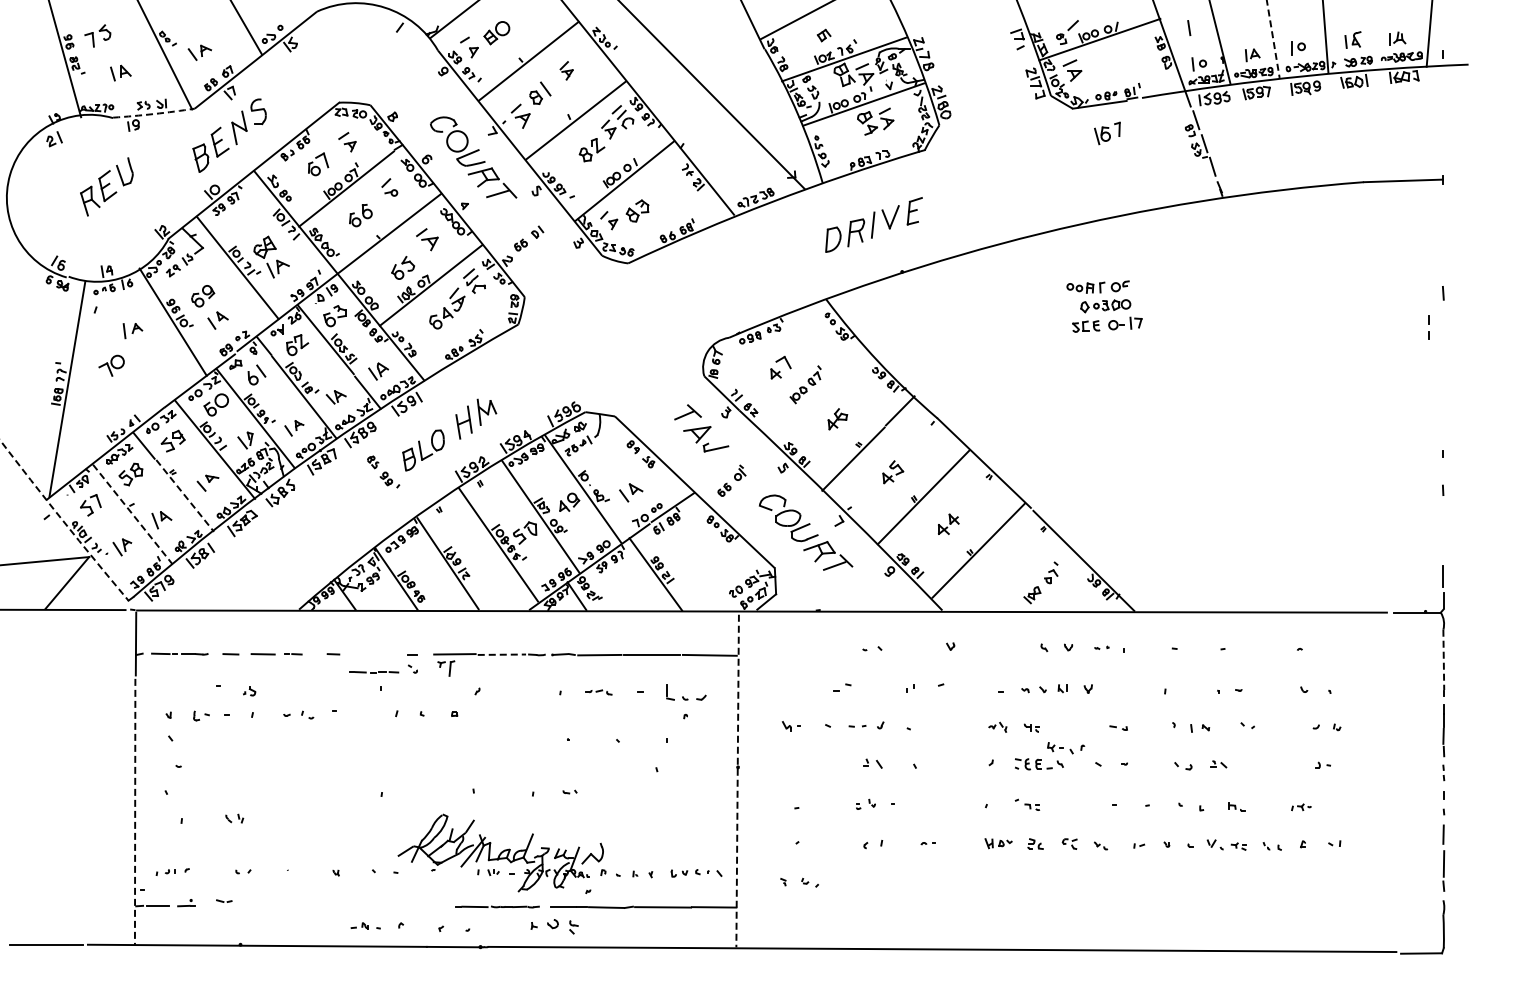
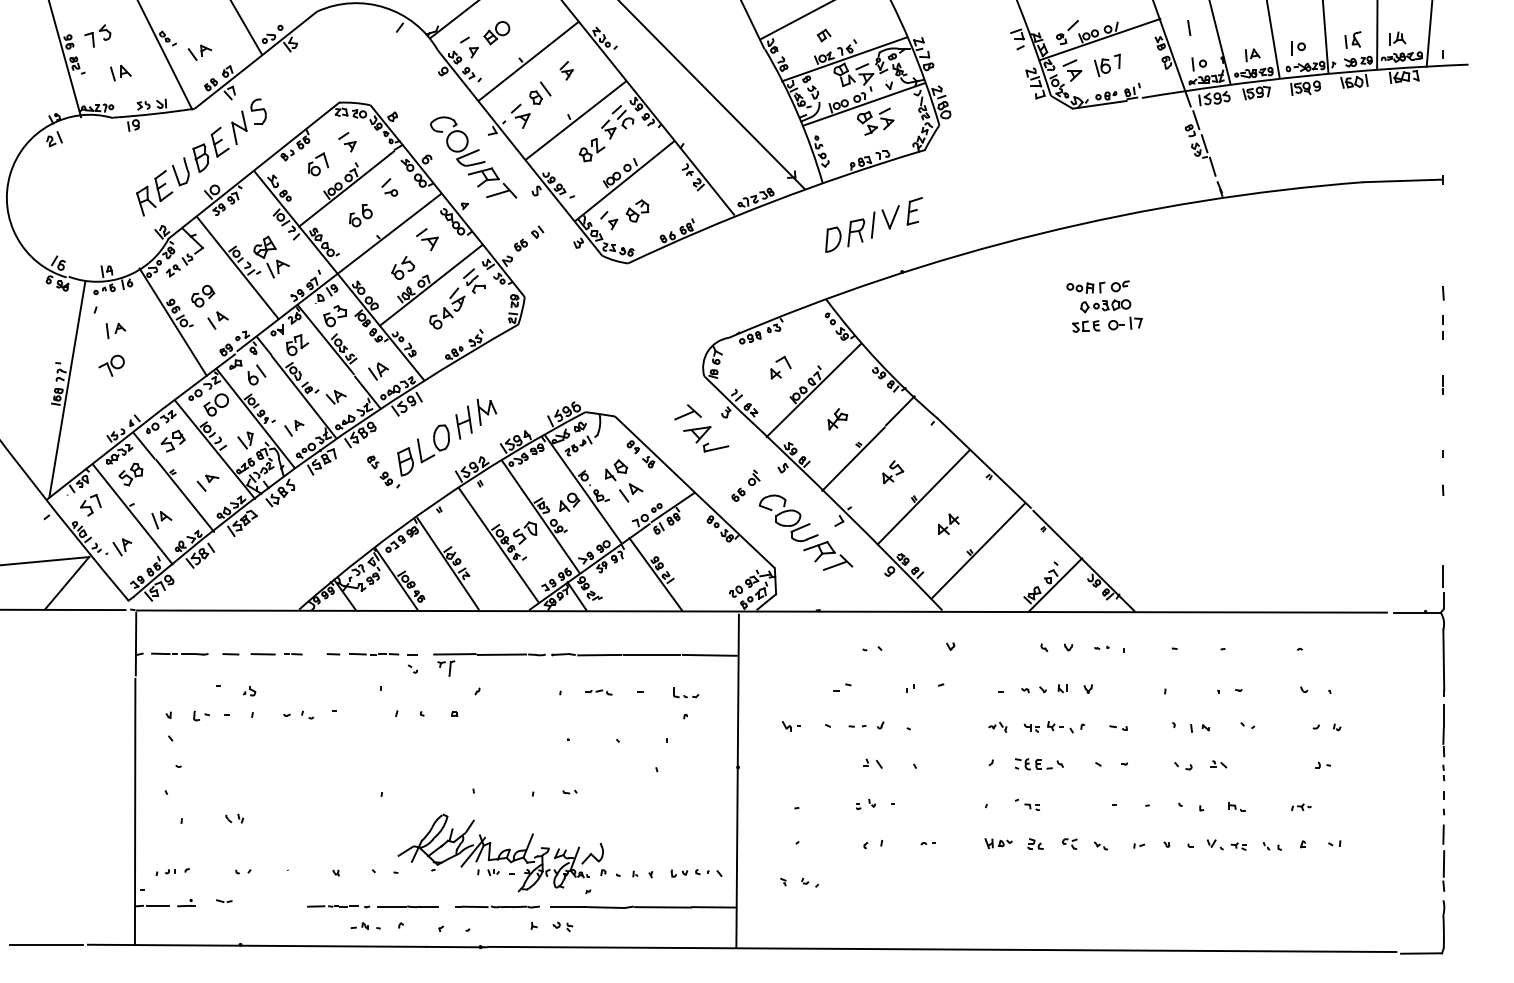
line: none -> present (1377, 35)
line: dashed -> solid (1273, 39)
arc: dashed -> solid (154, 114)
part position: (1107, 133) -> (1107, 65) (1107, 65)
part position: (106, 186) -> (162, 186) (162, 186)
line position: (1428, 324) -> (1442, 324) (1442, 324)
part position: (132, 331) -> (115, 331) (115, 331)
line: none -> present (1442, 384)
line: none -> present (813, 390)
part size: 43x43 px -> 53x53 px (423, 450)
part: none -> present (616, 470)
part position: (731, 480) -> (745, 485) (745, 485)
line: dashed -> solid (185, 496)
line: dashed -> solid (132, 514)
arc: dashed -> solid (63, 520)
line: none -> present (1055, 584)
line: dashed -> solid (502, 654)
line: dashed -> solid (1443, 660)
line position: (374, 672) -> (374, 654) (374, 654)
part size: 41x17 px -> 27x12 px (686, 692)
part position: (1066, 748) -> (1066, 727) (1066, 727)
line: dashed -> solid (737, 781)
line: dashed -> solid (135, 811)
part: none -> present (372, 906)
part size: 32x16 px -> 22x12 px (562, 926)
